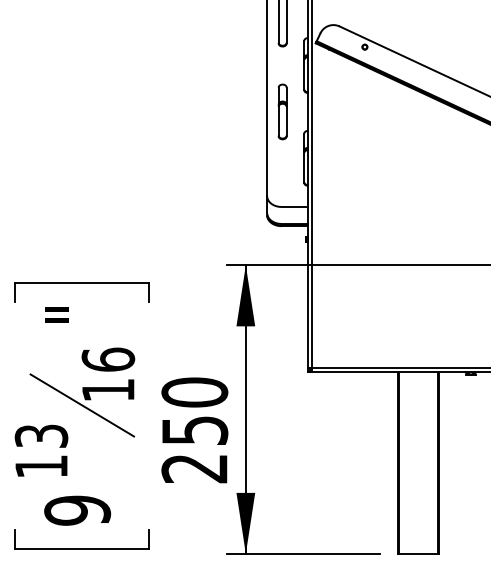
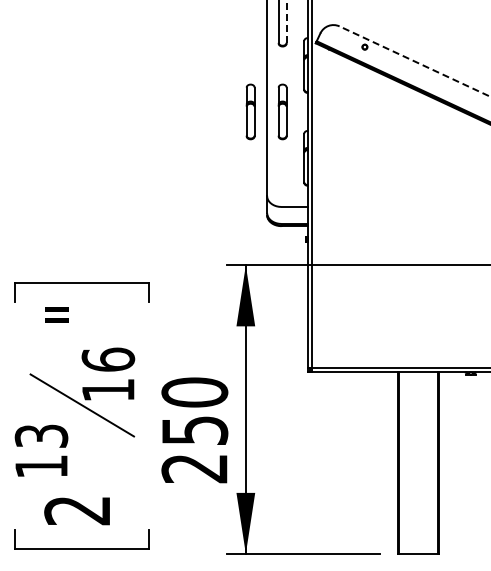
line: solid -> dashed (286, 21)
line: solid -> dashed (414, 61)
part: none -> present (250, 111)
text: 9 -> 2 (77, 510)
